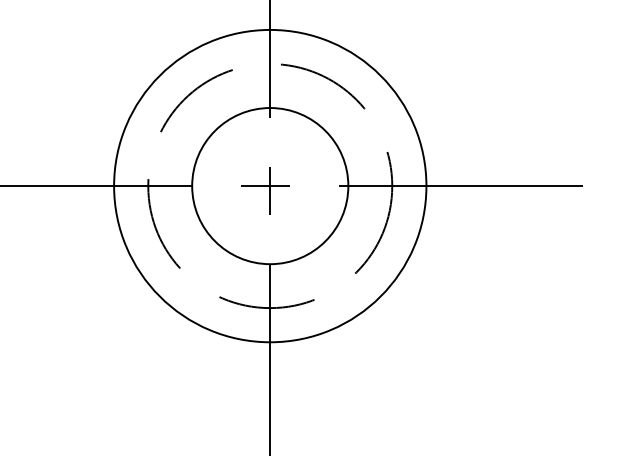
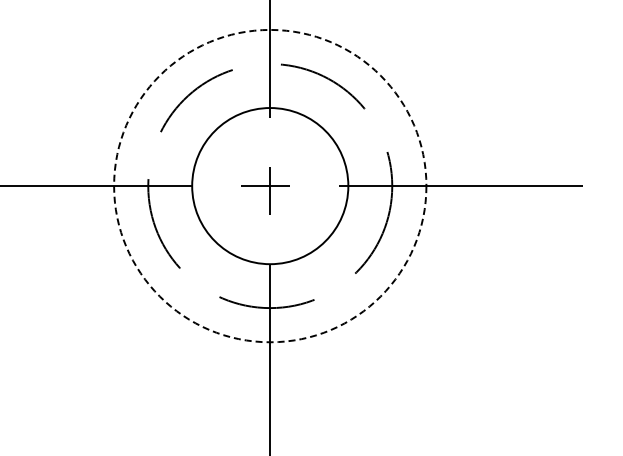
circle: solid -> dashed (270, 185)
